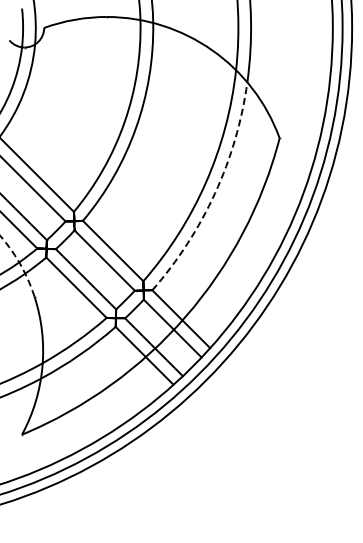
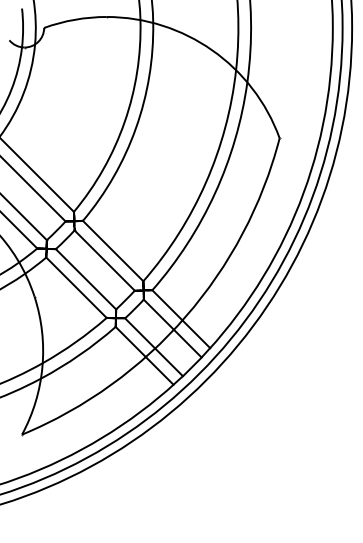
arc: dashed -> solid (215, 193)
arc: dashed -> solid (20, 264)
